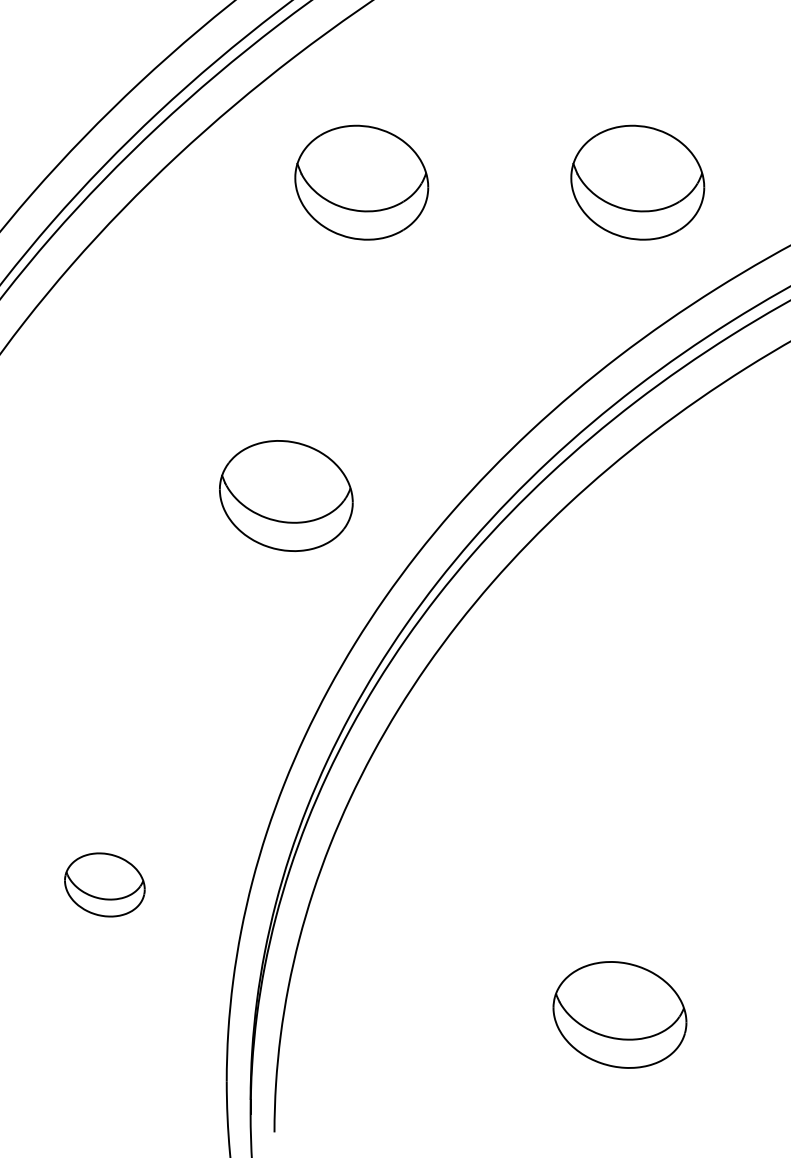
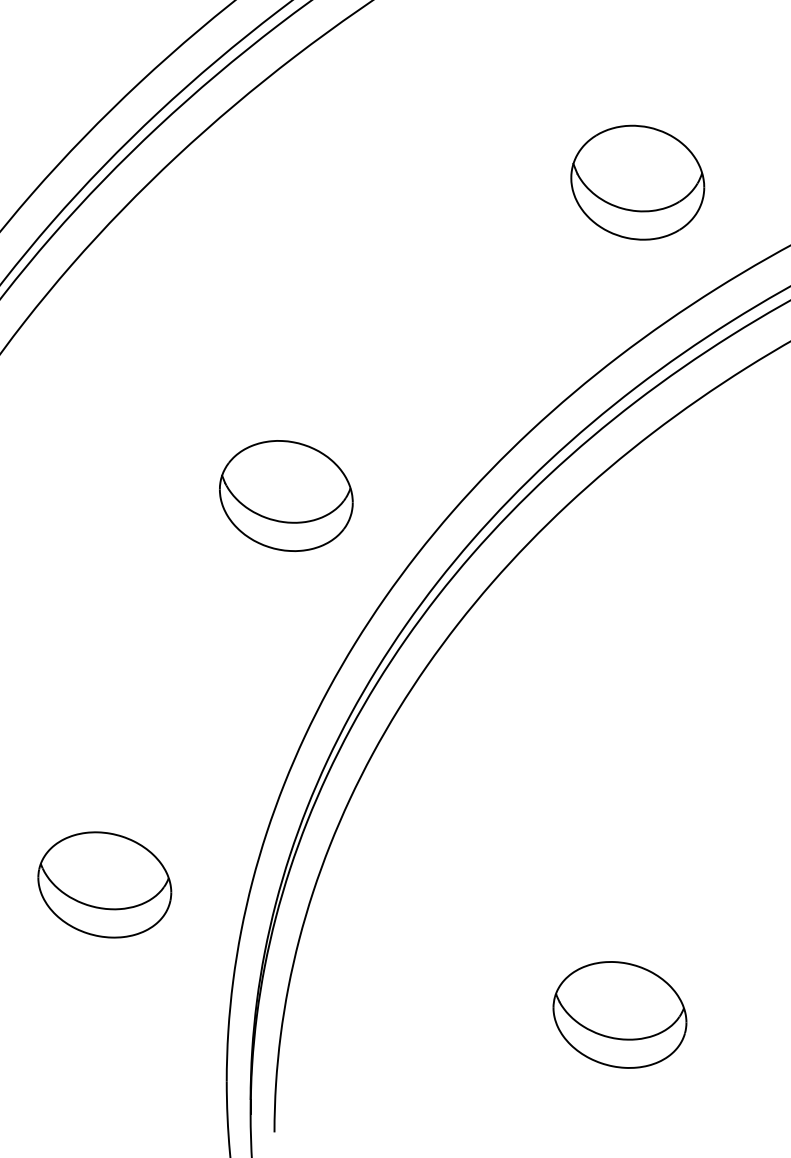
part: present -> none (361, 182)
part size: 82x66 px -> 136x108 px (104, 884)
